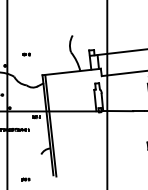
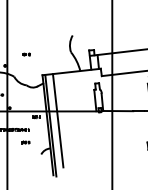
line position: (107, 94) -> (112, 94) (112, 94)
line: none -> present (57, 120)
part position: (25, 179) -> (25, 142) (25, 142)
